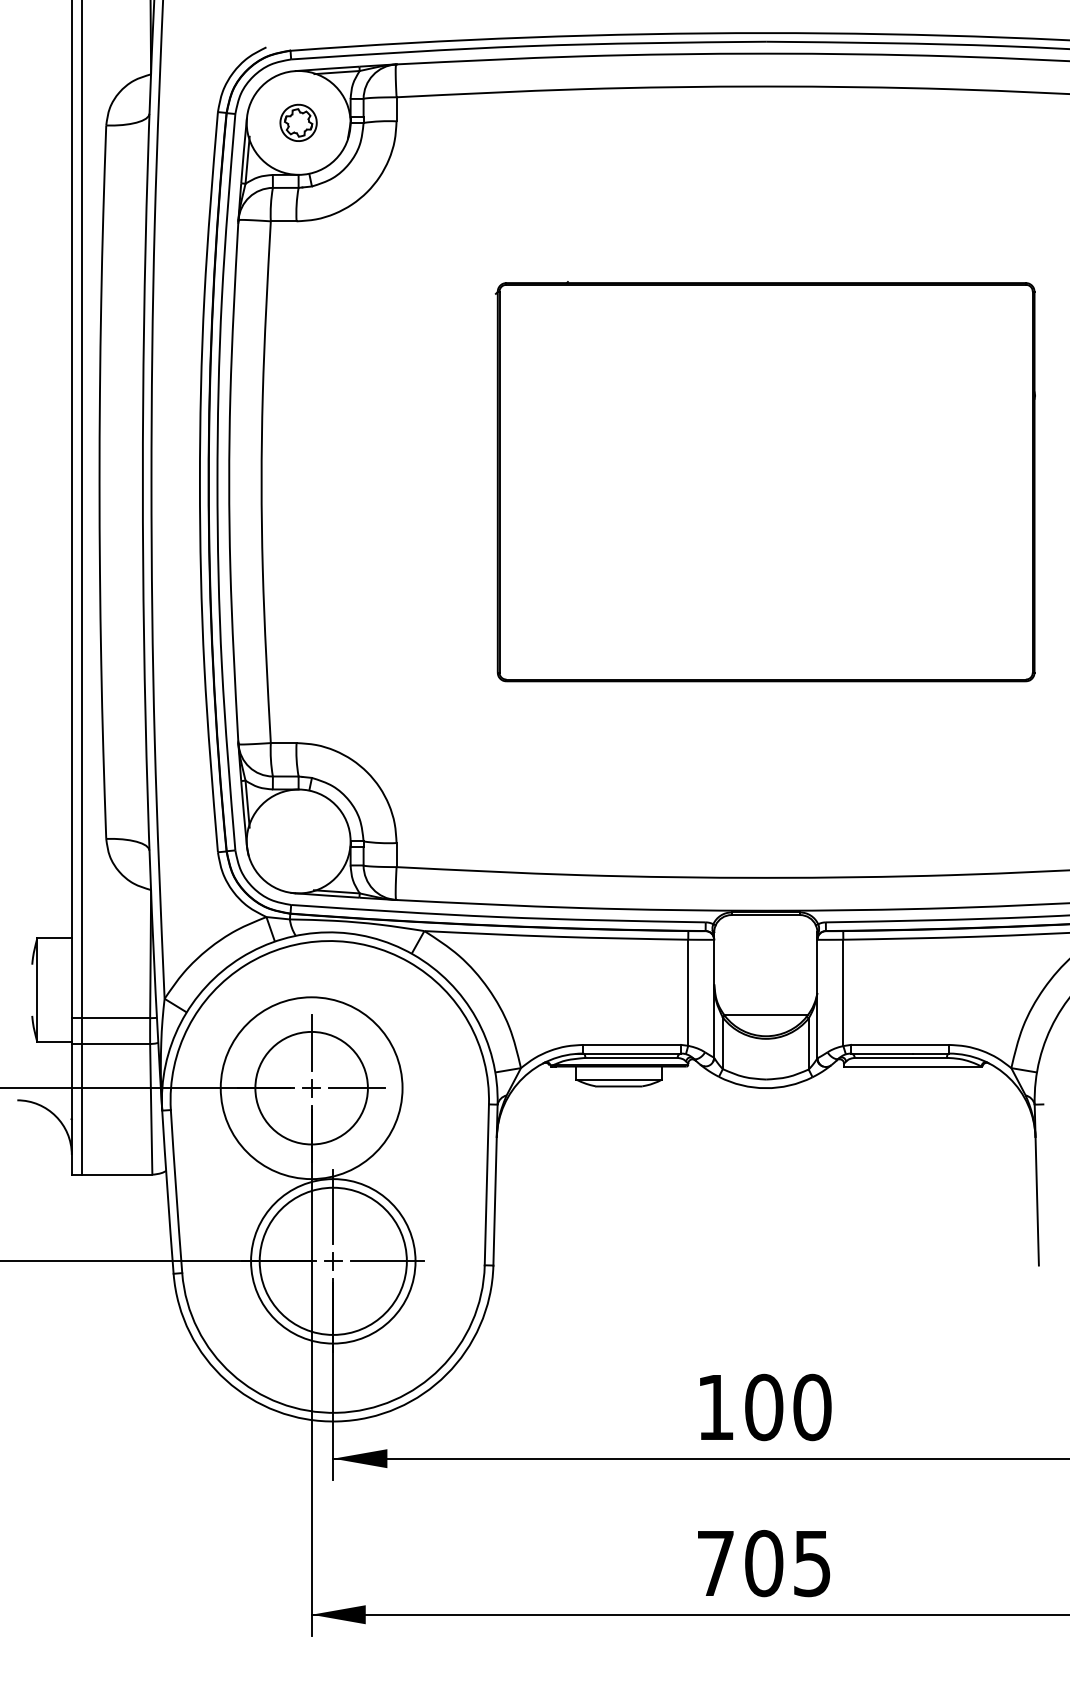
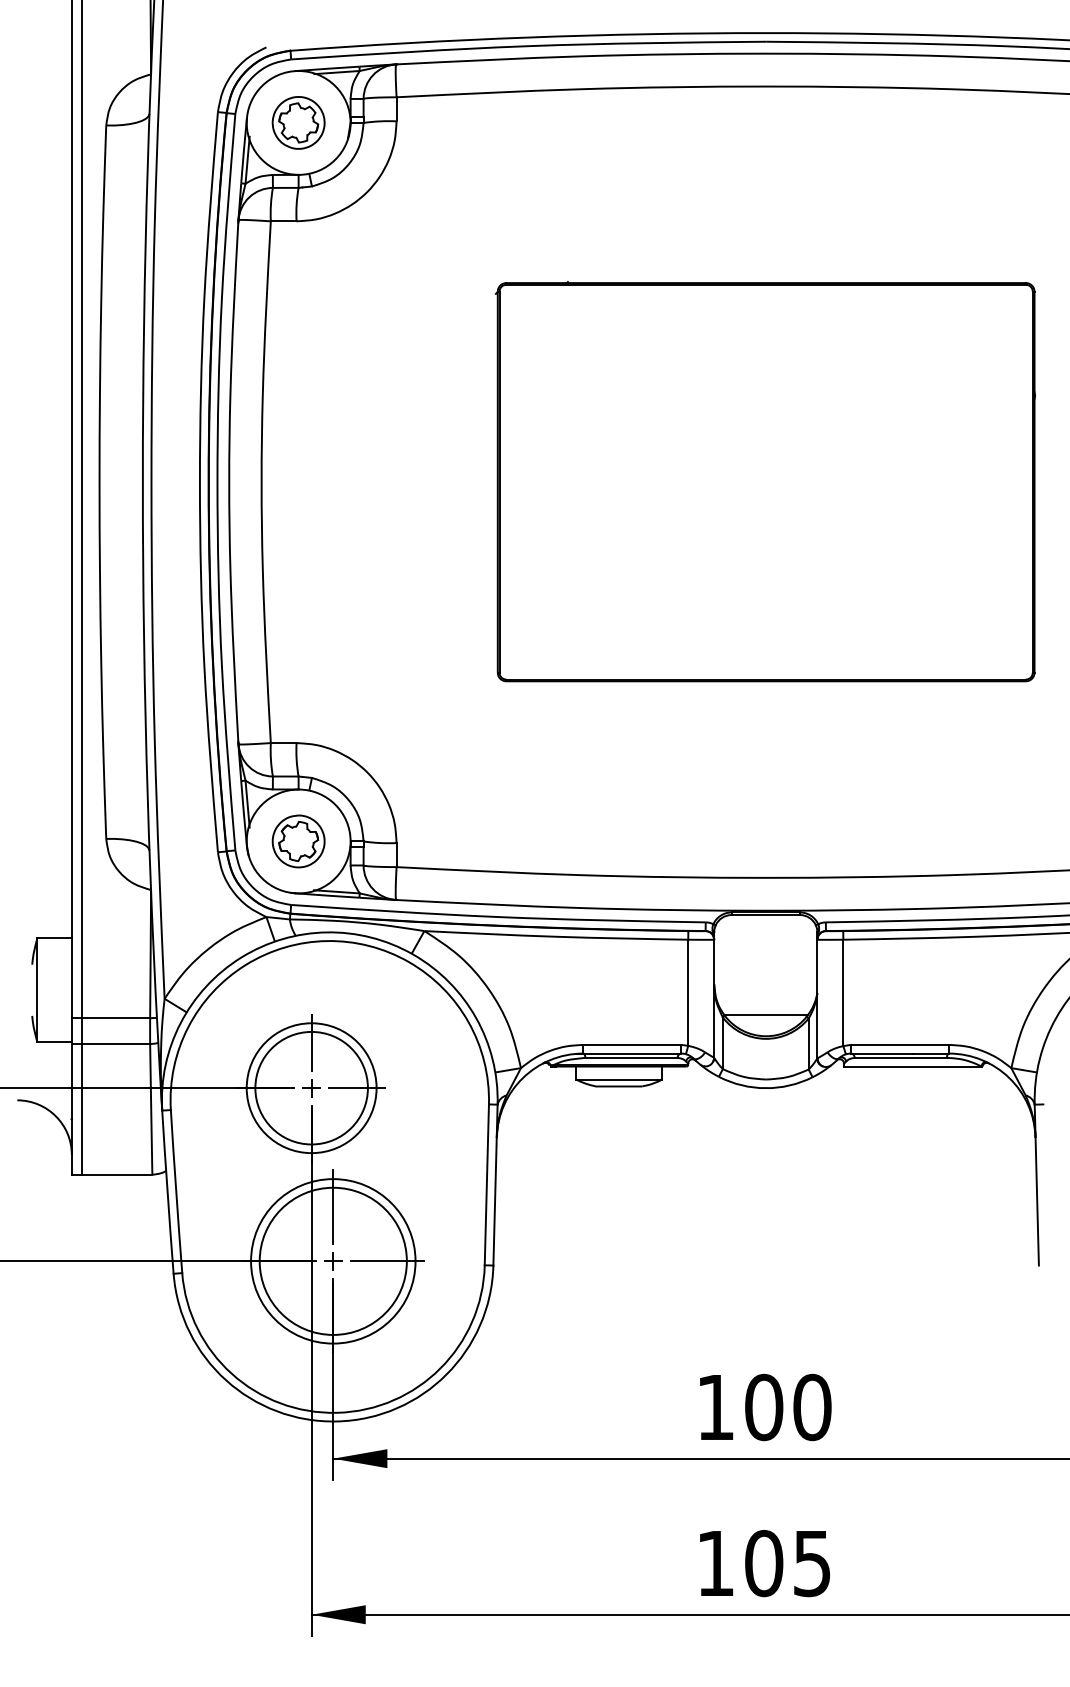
part size: 39x39 px -> 55x54 px (298, 122)
part: none -> present (298, 841)
circle diameter: 182 px -> 130 px (311, 1088)
text: 705 -> 105 (715, 1563)
